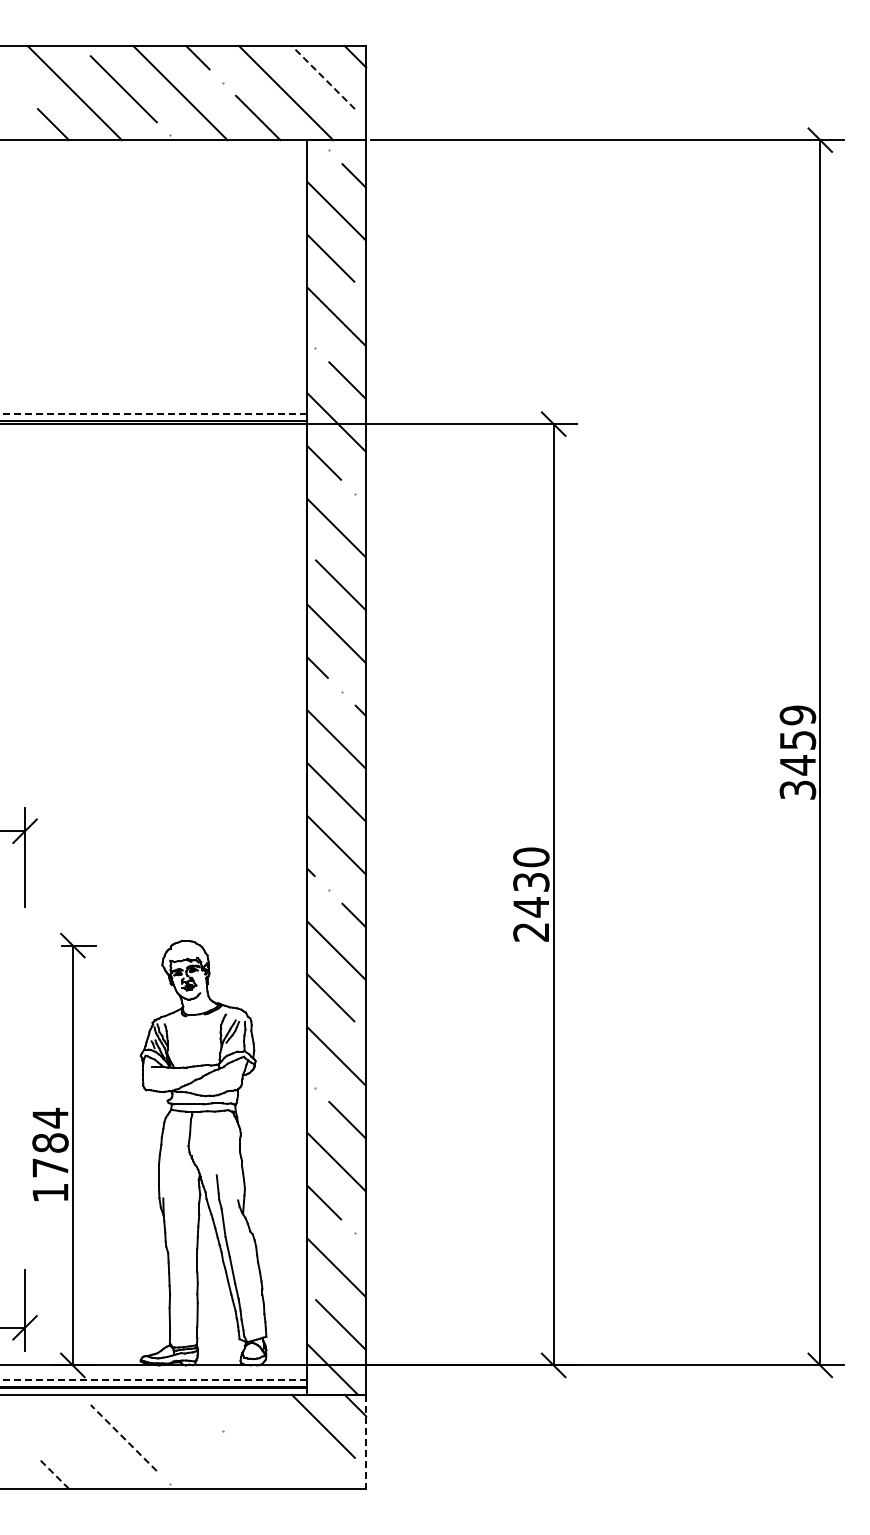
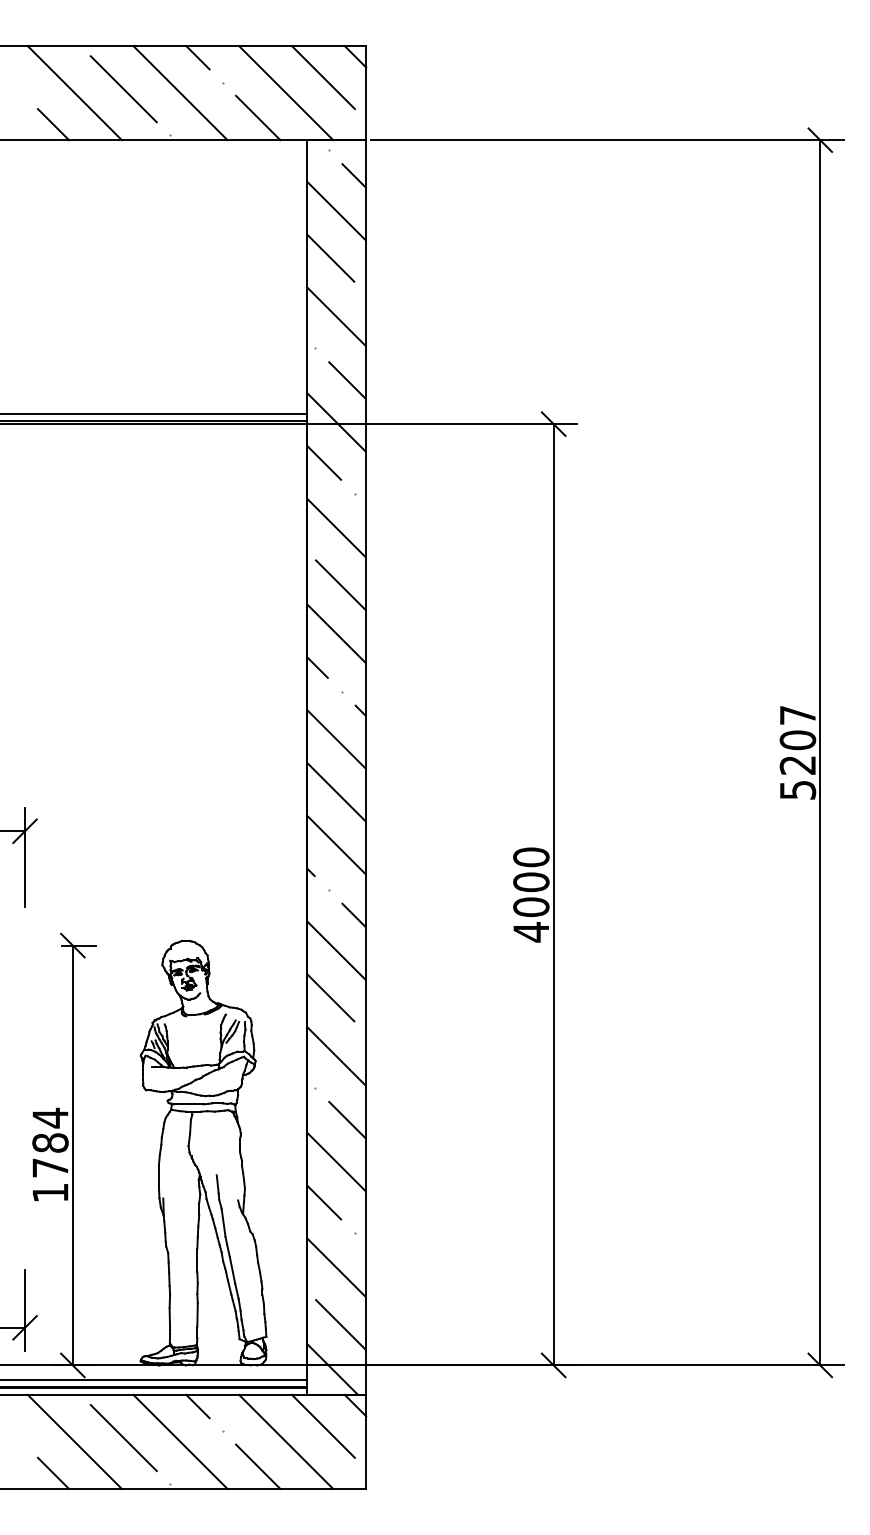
line: dashed -> solid (323, 77)
line: dashed -> solid (153, 414)
text: 3459 -> 5207 (797, 752)
text: 2430 -> 4000 (531, 907)
line: dashed -> solid (153, 1379)
line: none -> present (197, 1406)
line: dashed -> solid (123, 1438)
line: none -> present (74, 1441)
line: none -> present (180, 1441)
line: none -> present (286, 1441)
line: dashed -> solid (366, 1442)
line: none -> present (258, 1466)
line: dashed -> solid (53, 1473)
